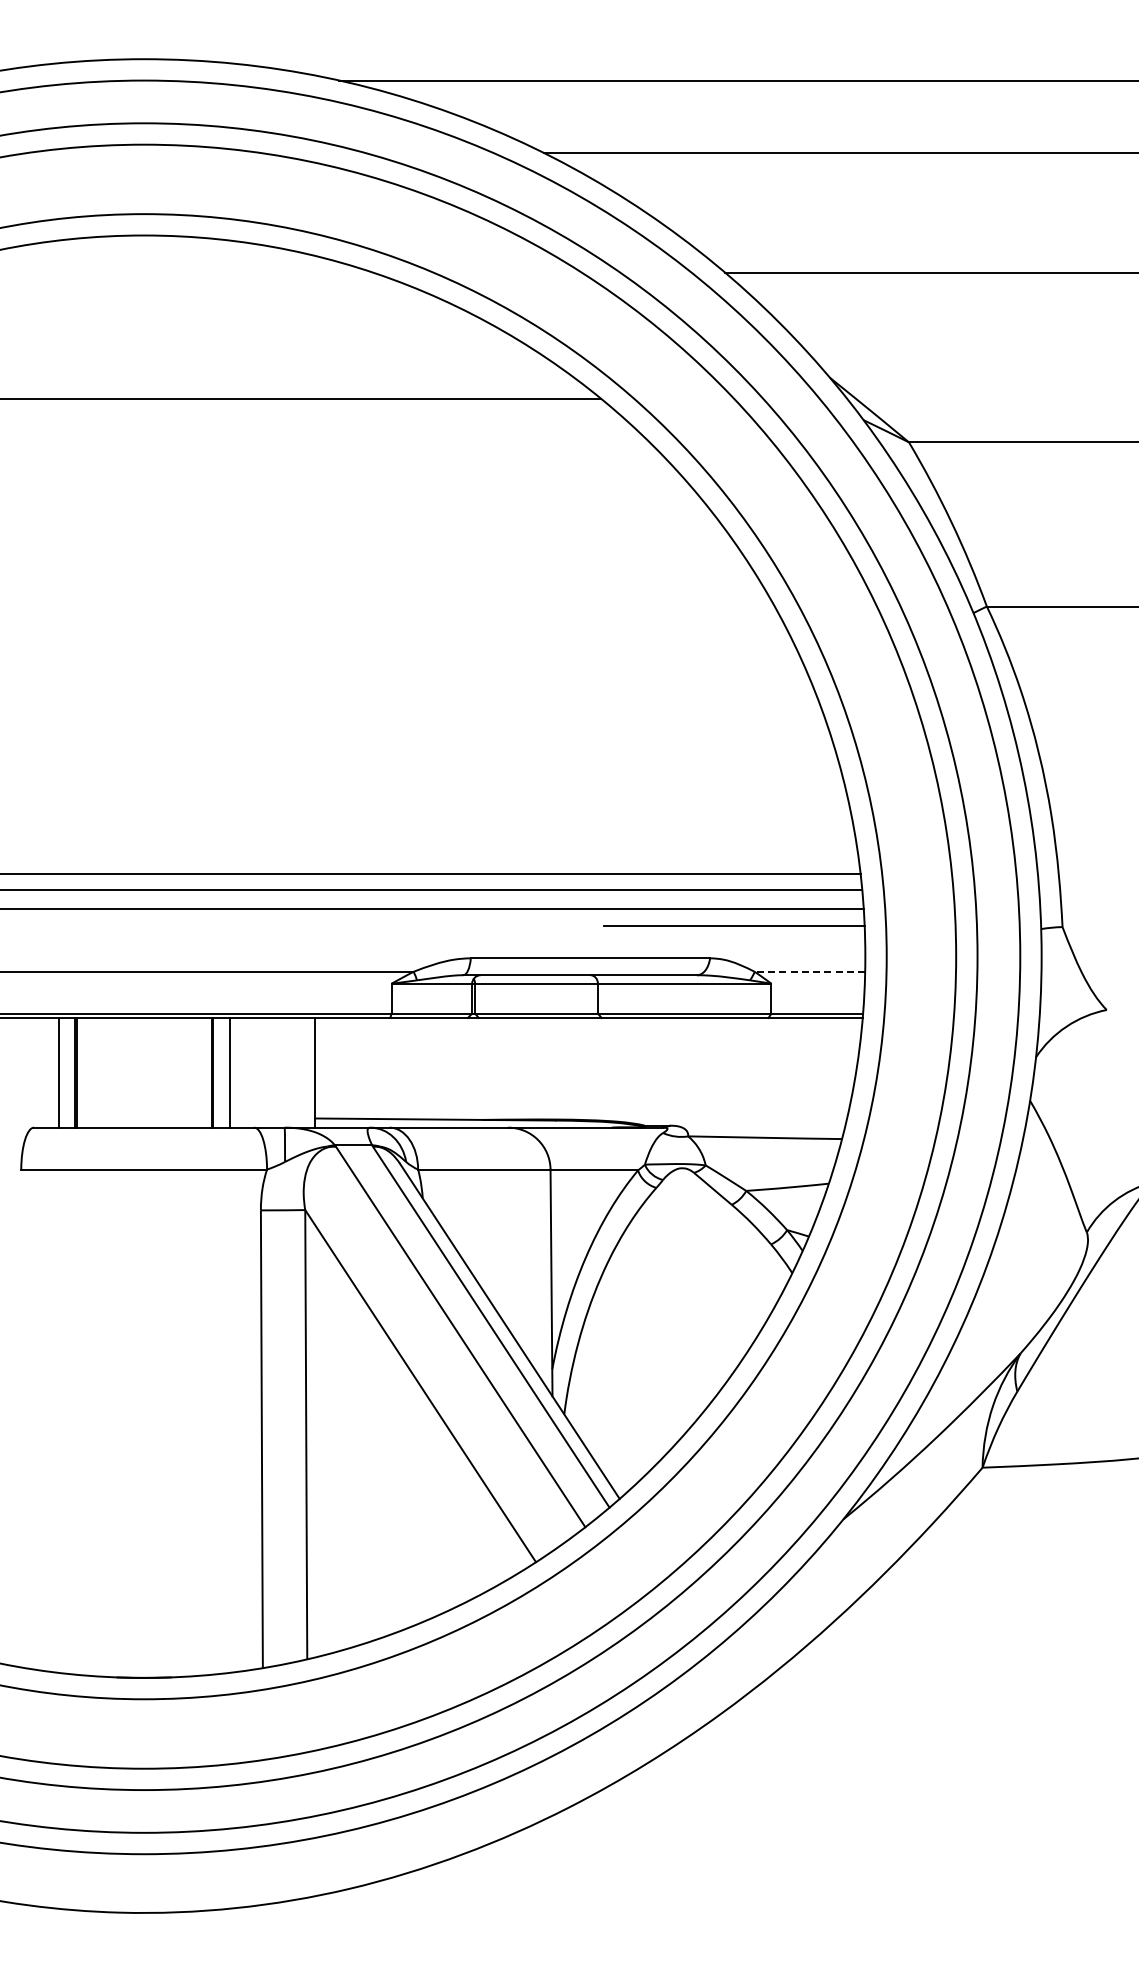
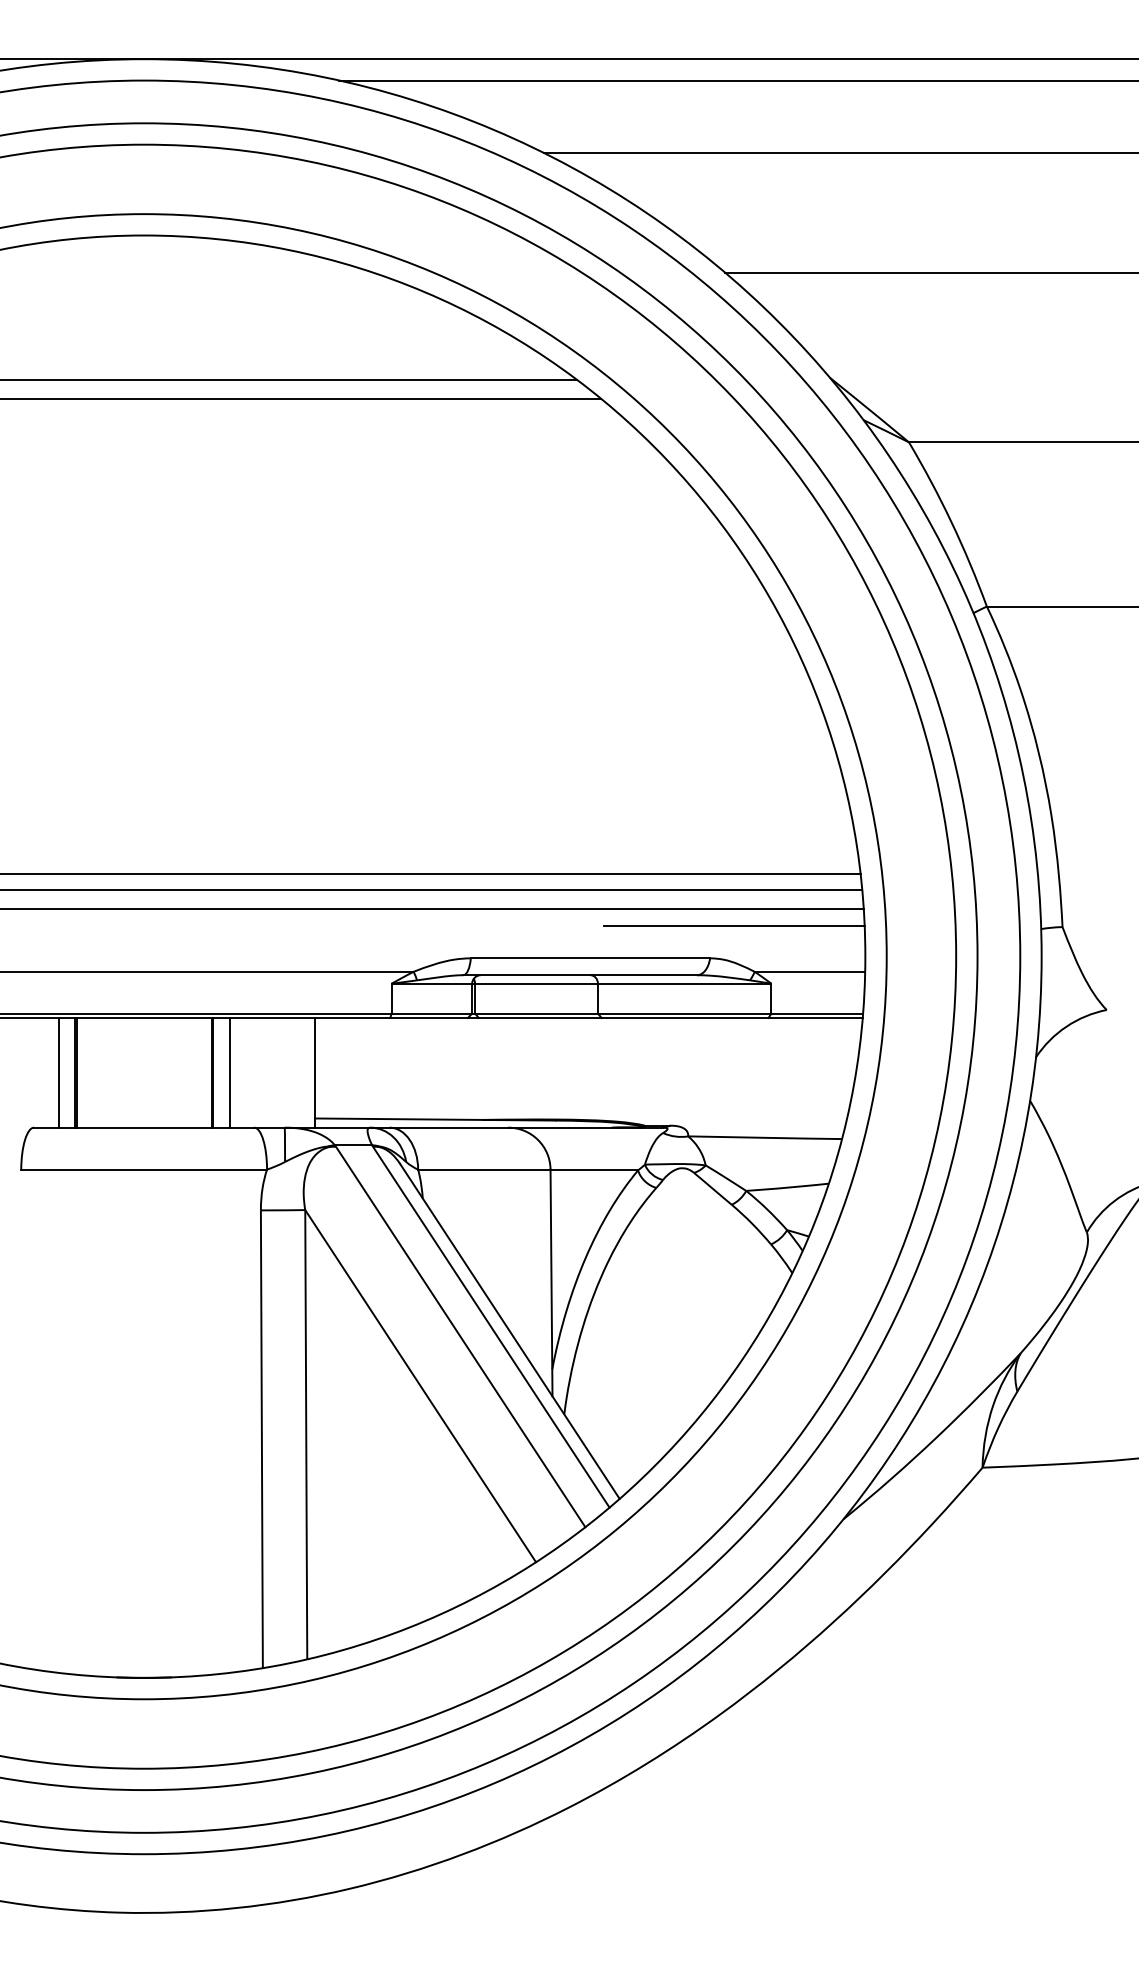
line: none -> present (568, 59)
line: none -> present (289, 379)
line: dashed -> solid (809, 971)
